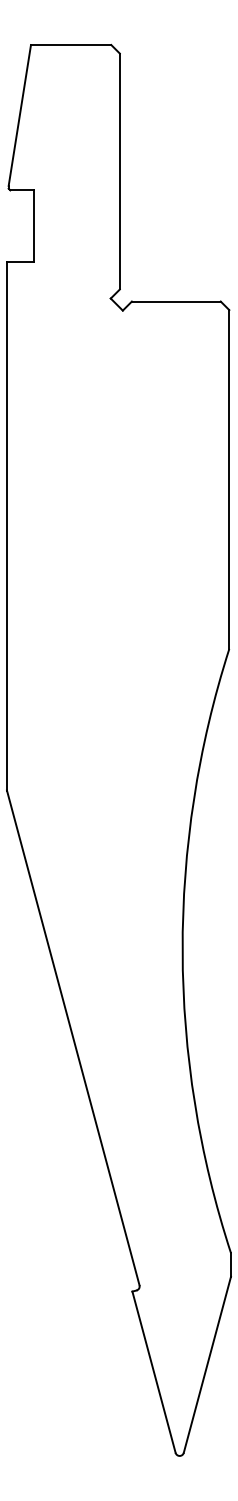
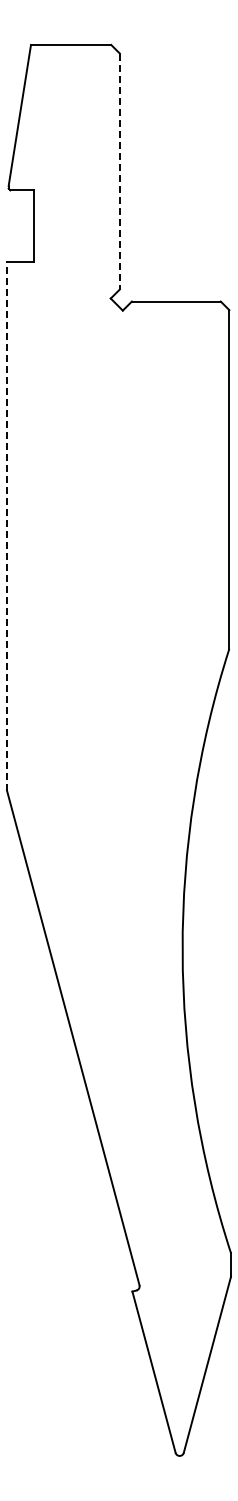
line: solid -> dashed (119, 171)
line: solid -> dashed (6, 525)
